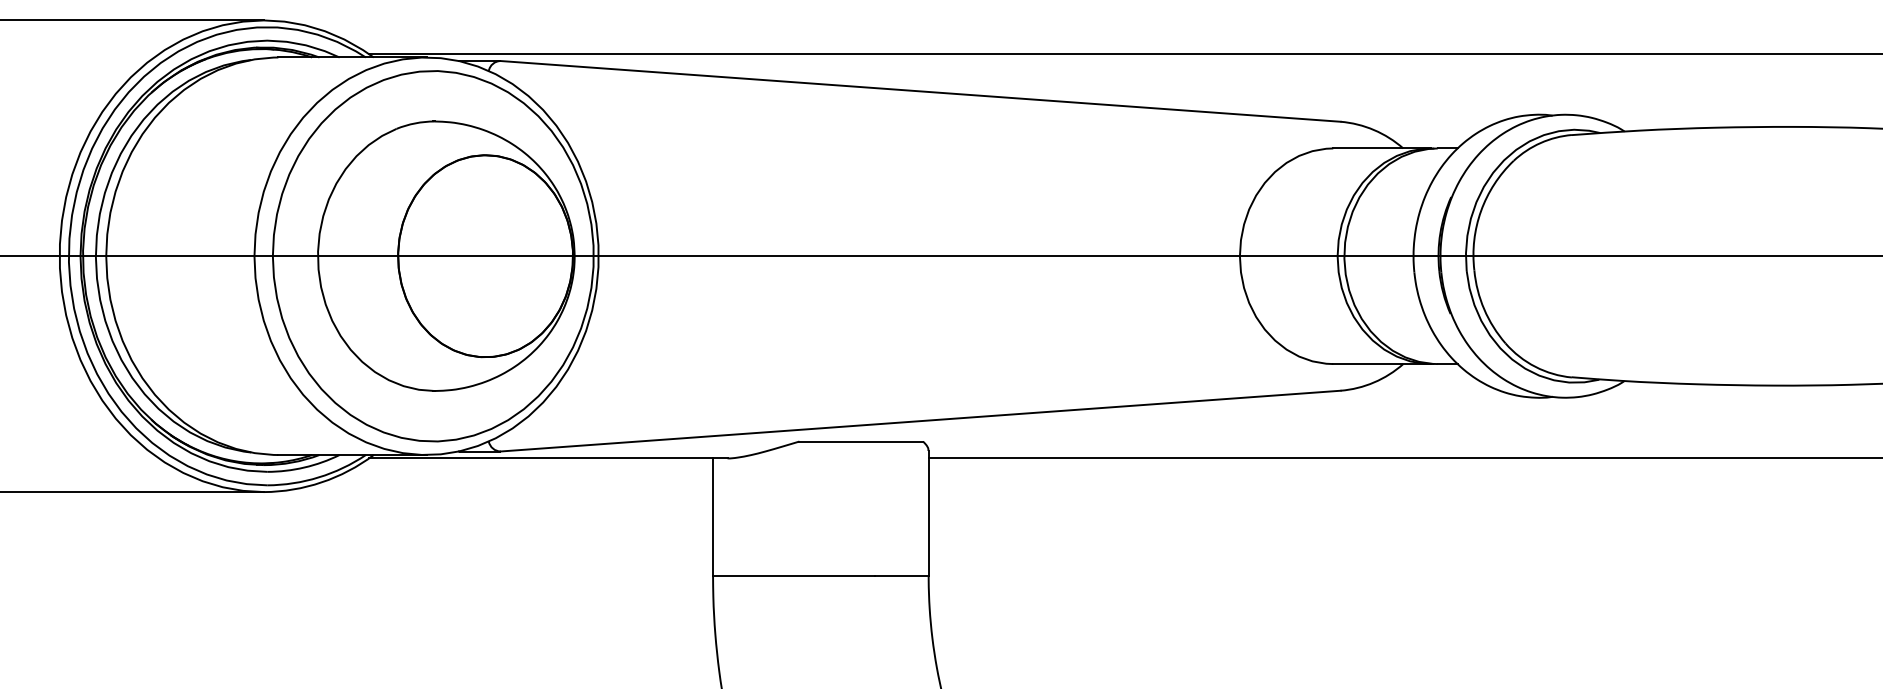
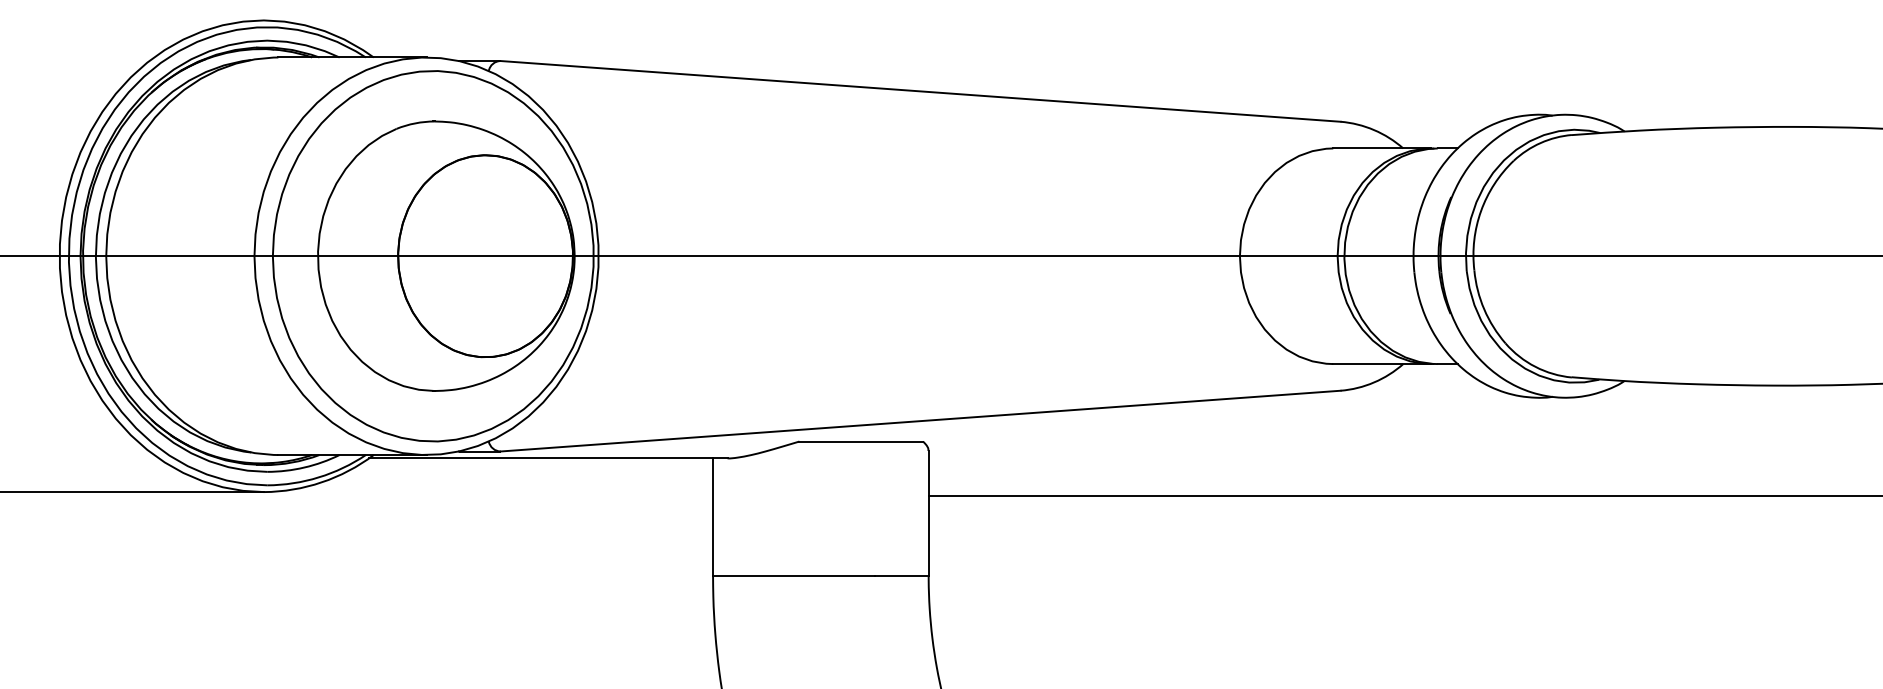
line: present -> none (132, 20)
line: present -> none (1124, 54)
line position: (1403, 458) -> (1403, 496) (1403, 496)
